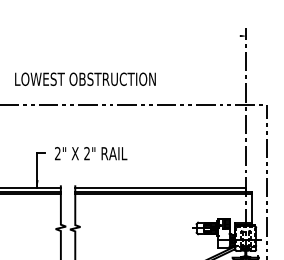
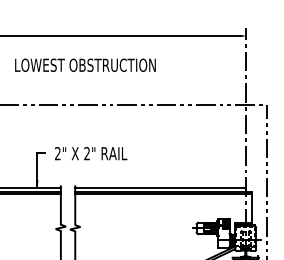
line: none -> present (120, 36)
text position: (85, 78) -> (85, 64) (85, 64)
